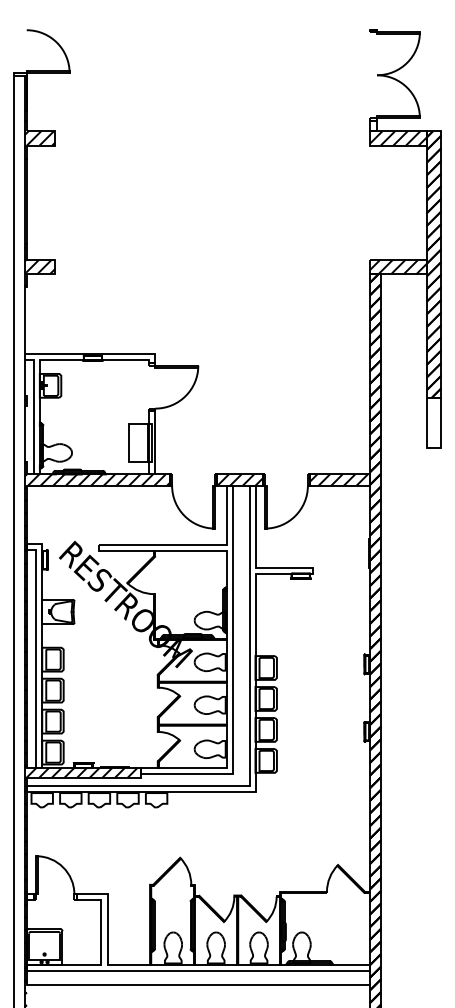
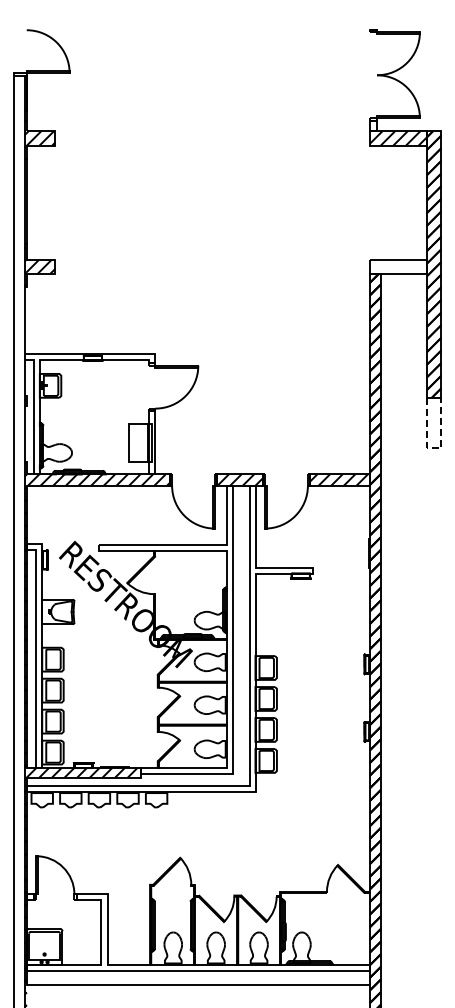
hatch: present -> none (398, 266)
line: solid -> dashed (434, 448)
